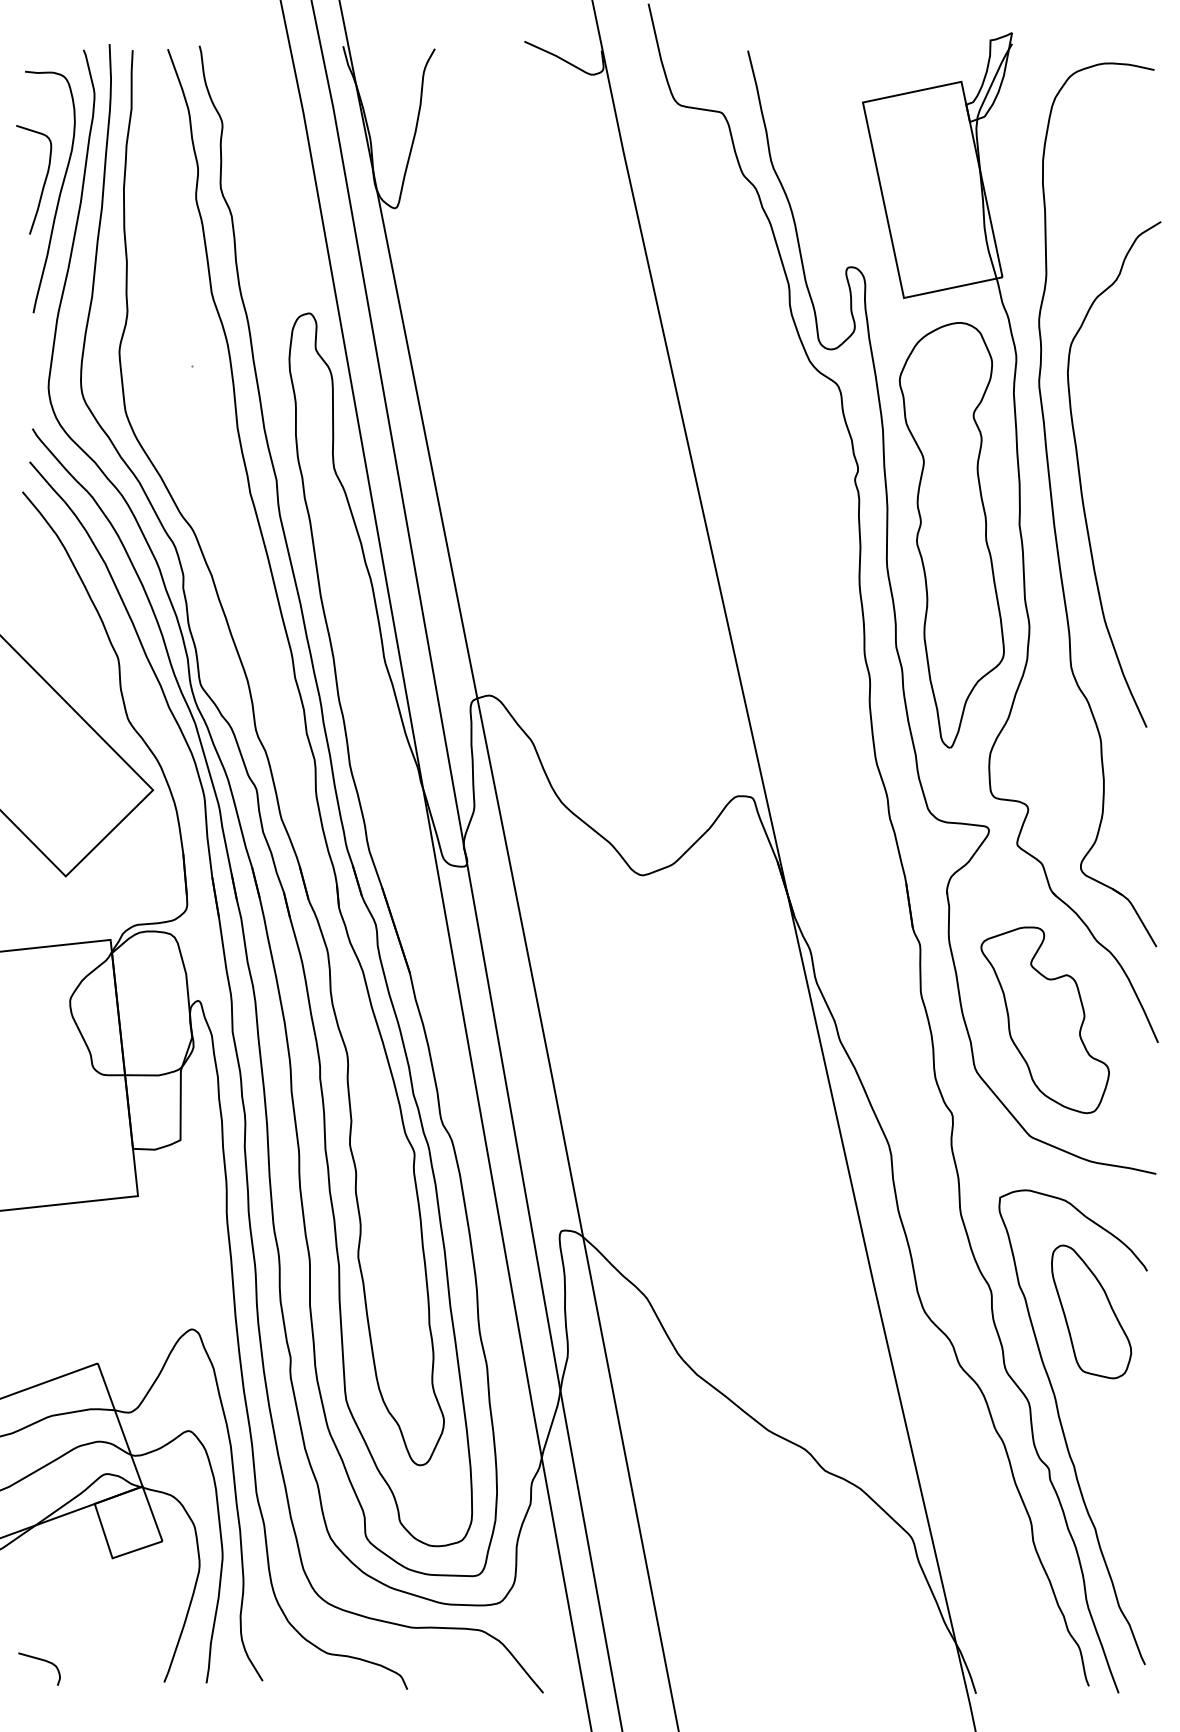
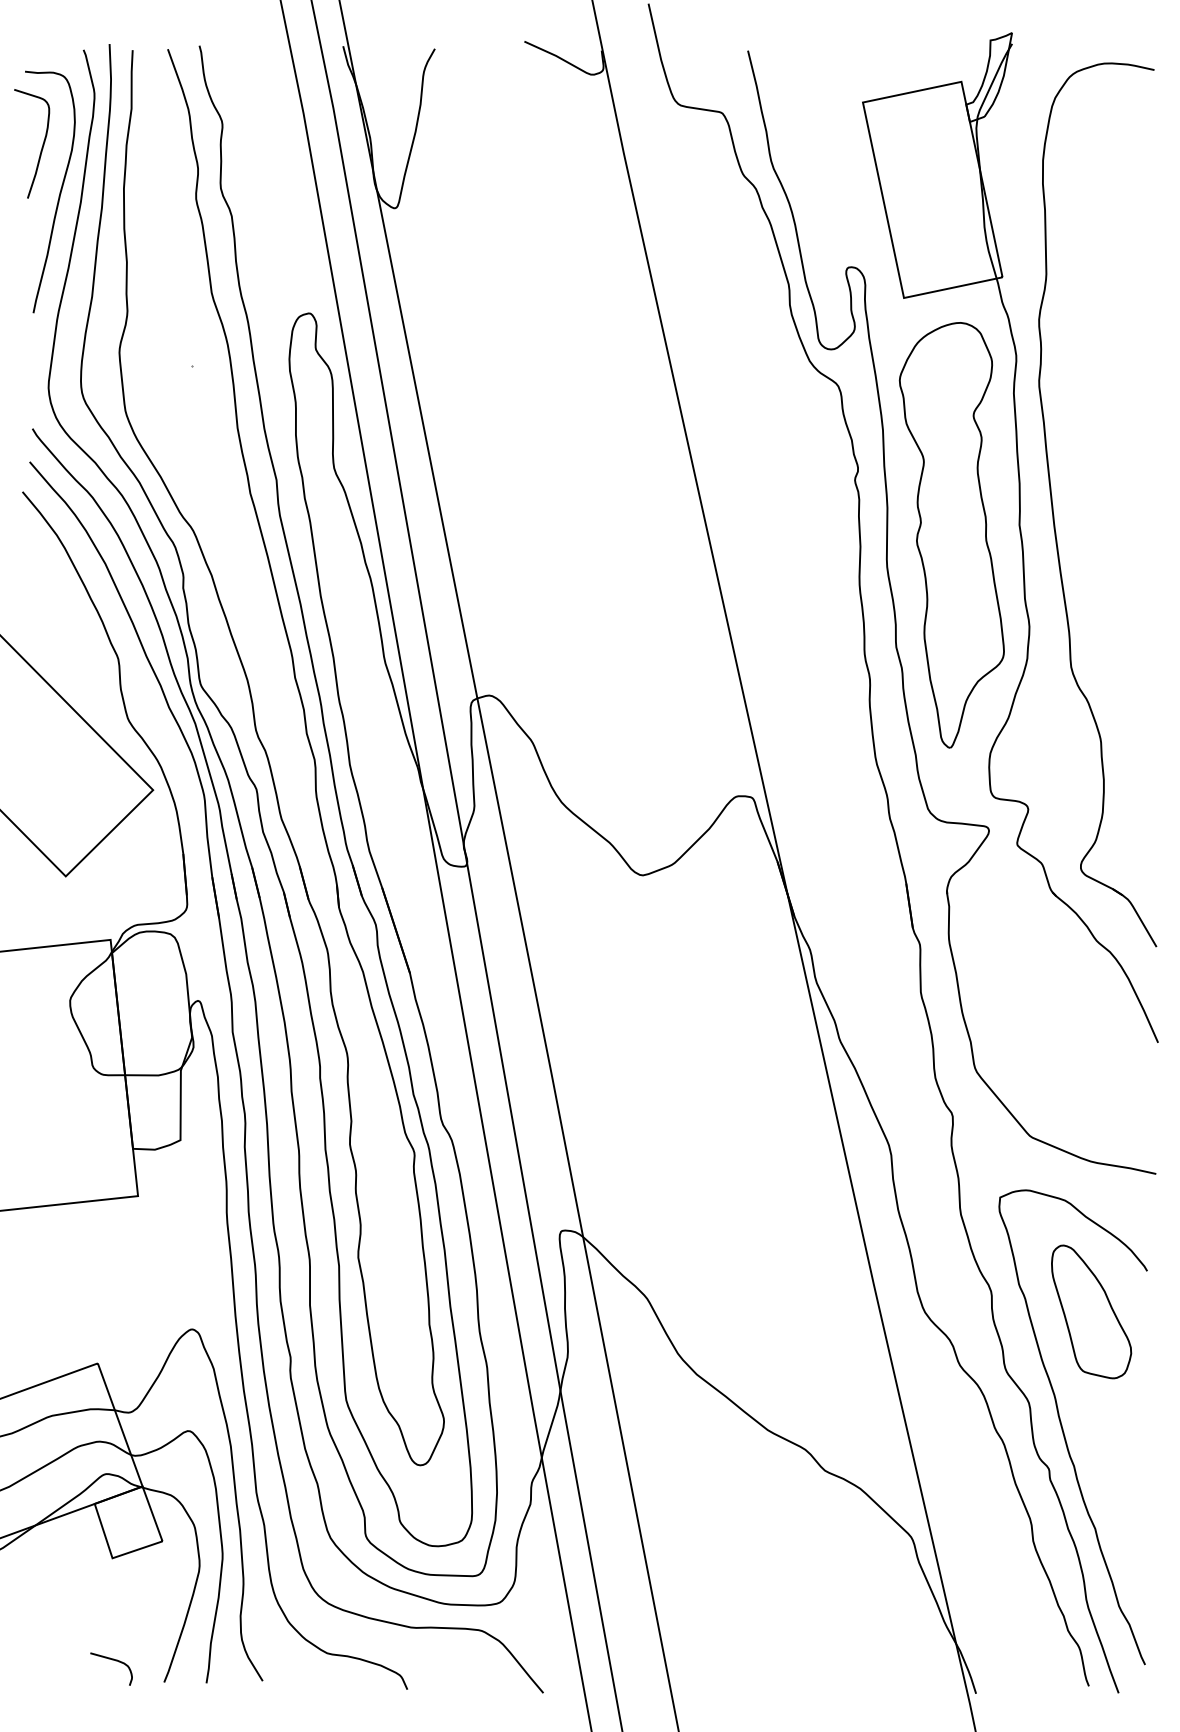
curve position: (43, 183) -> (41, 147) (41, 147)
curve: present -> none (1081, 481)
part: present -> none (1044, 1020)
curve position: (40, 1660) -> (112, 1660) (112, 1660)
